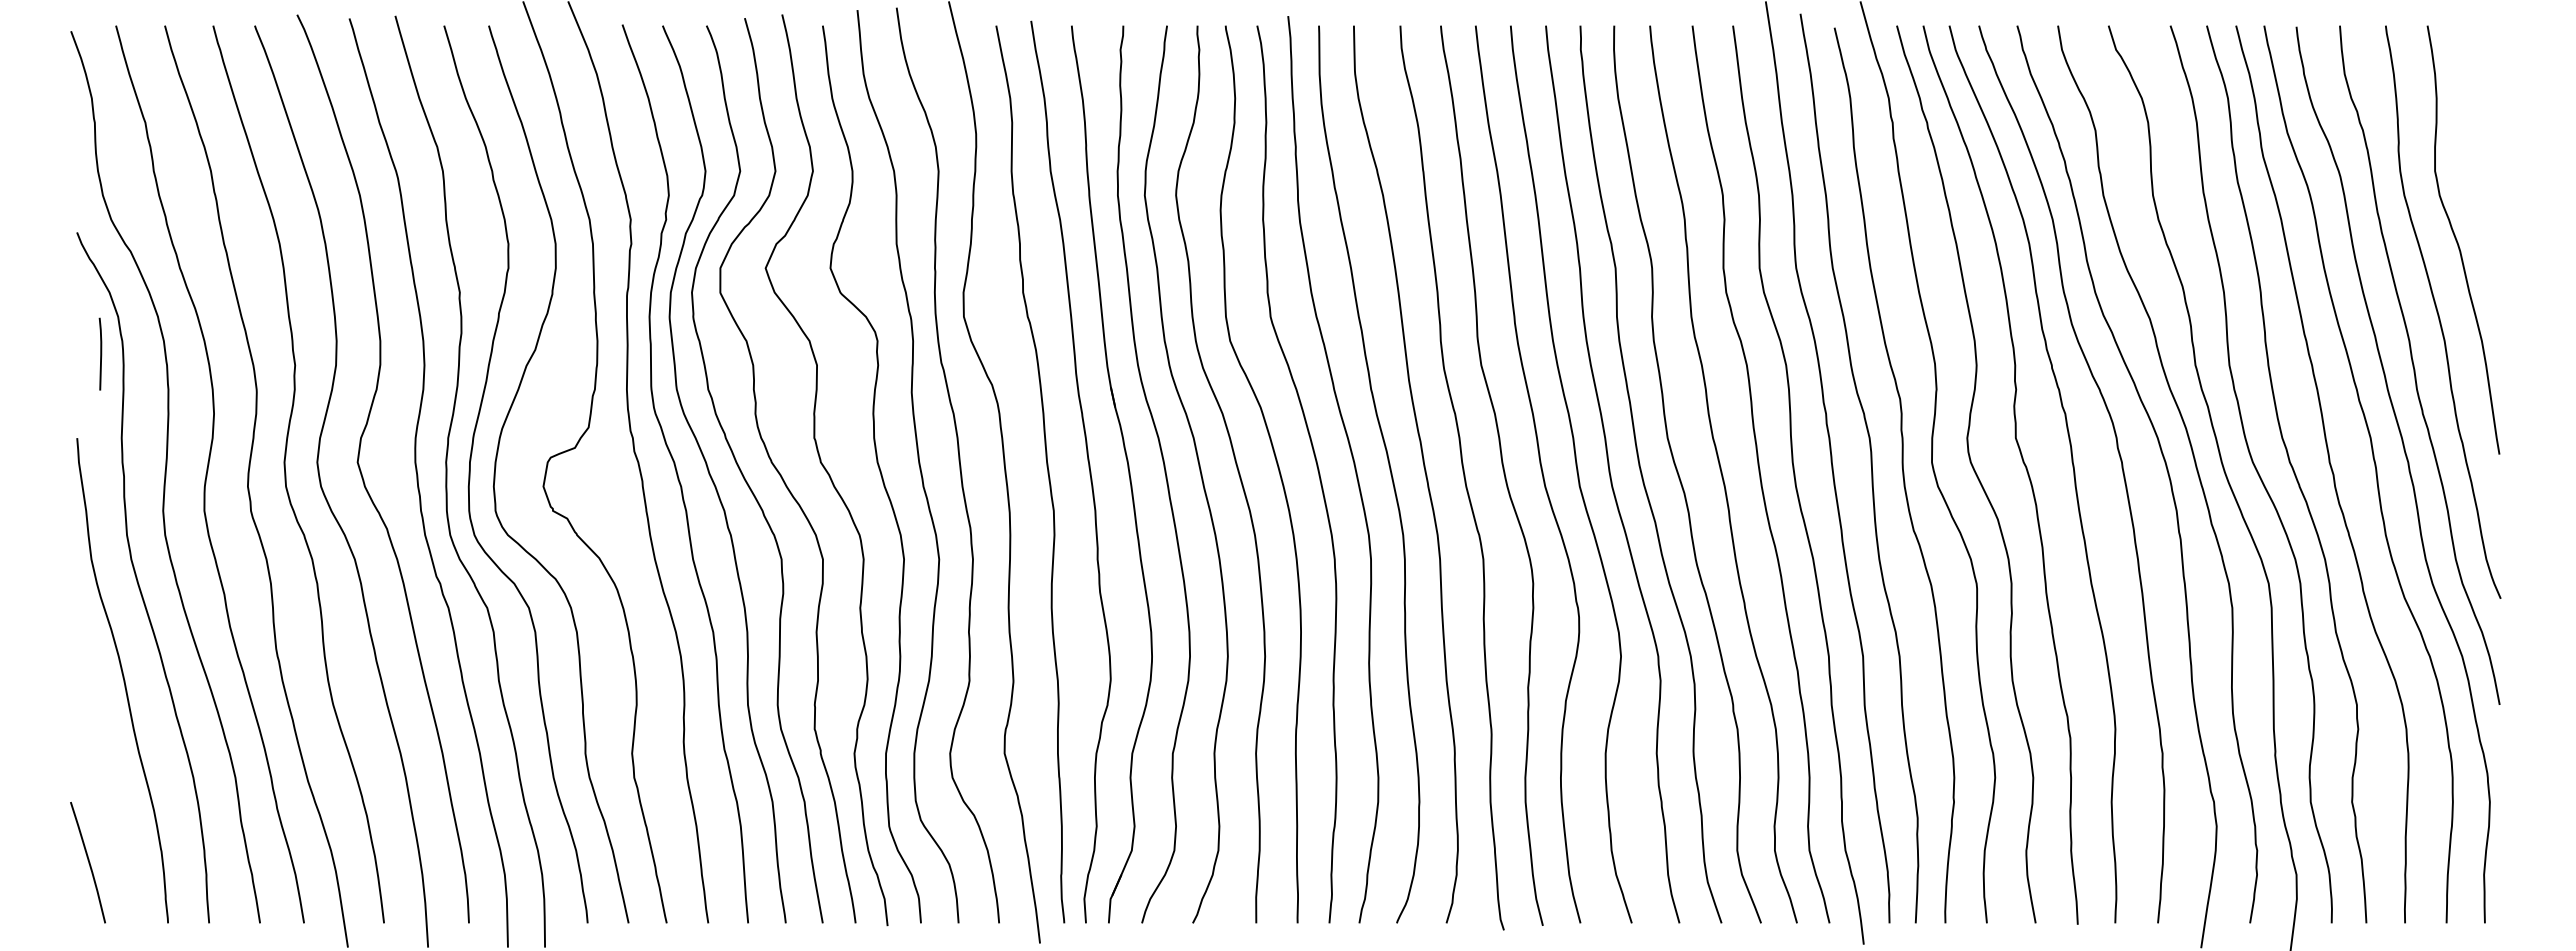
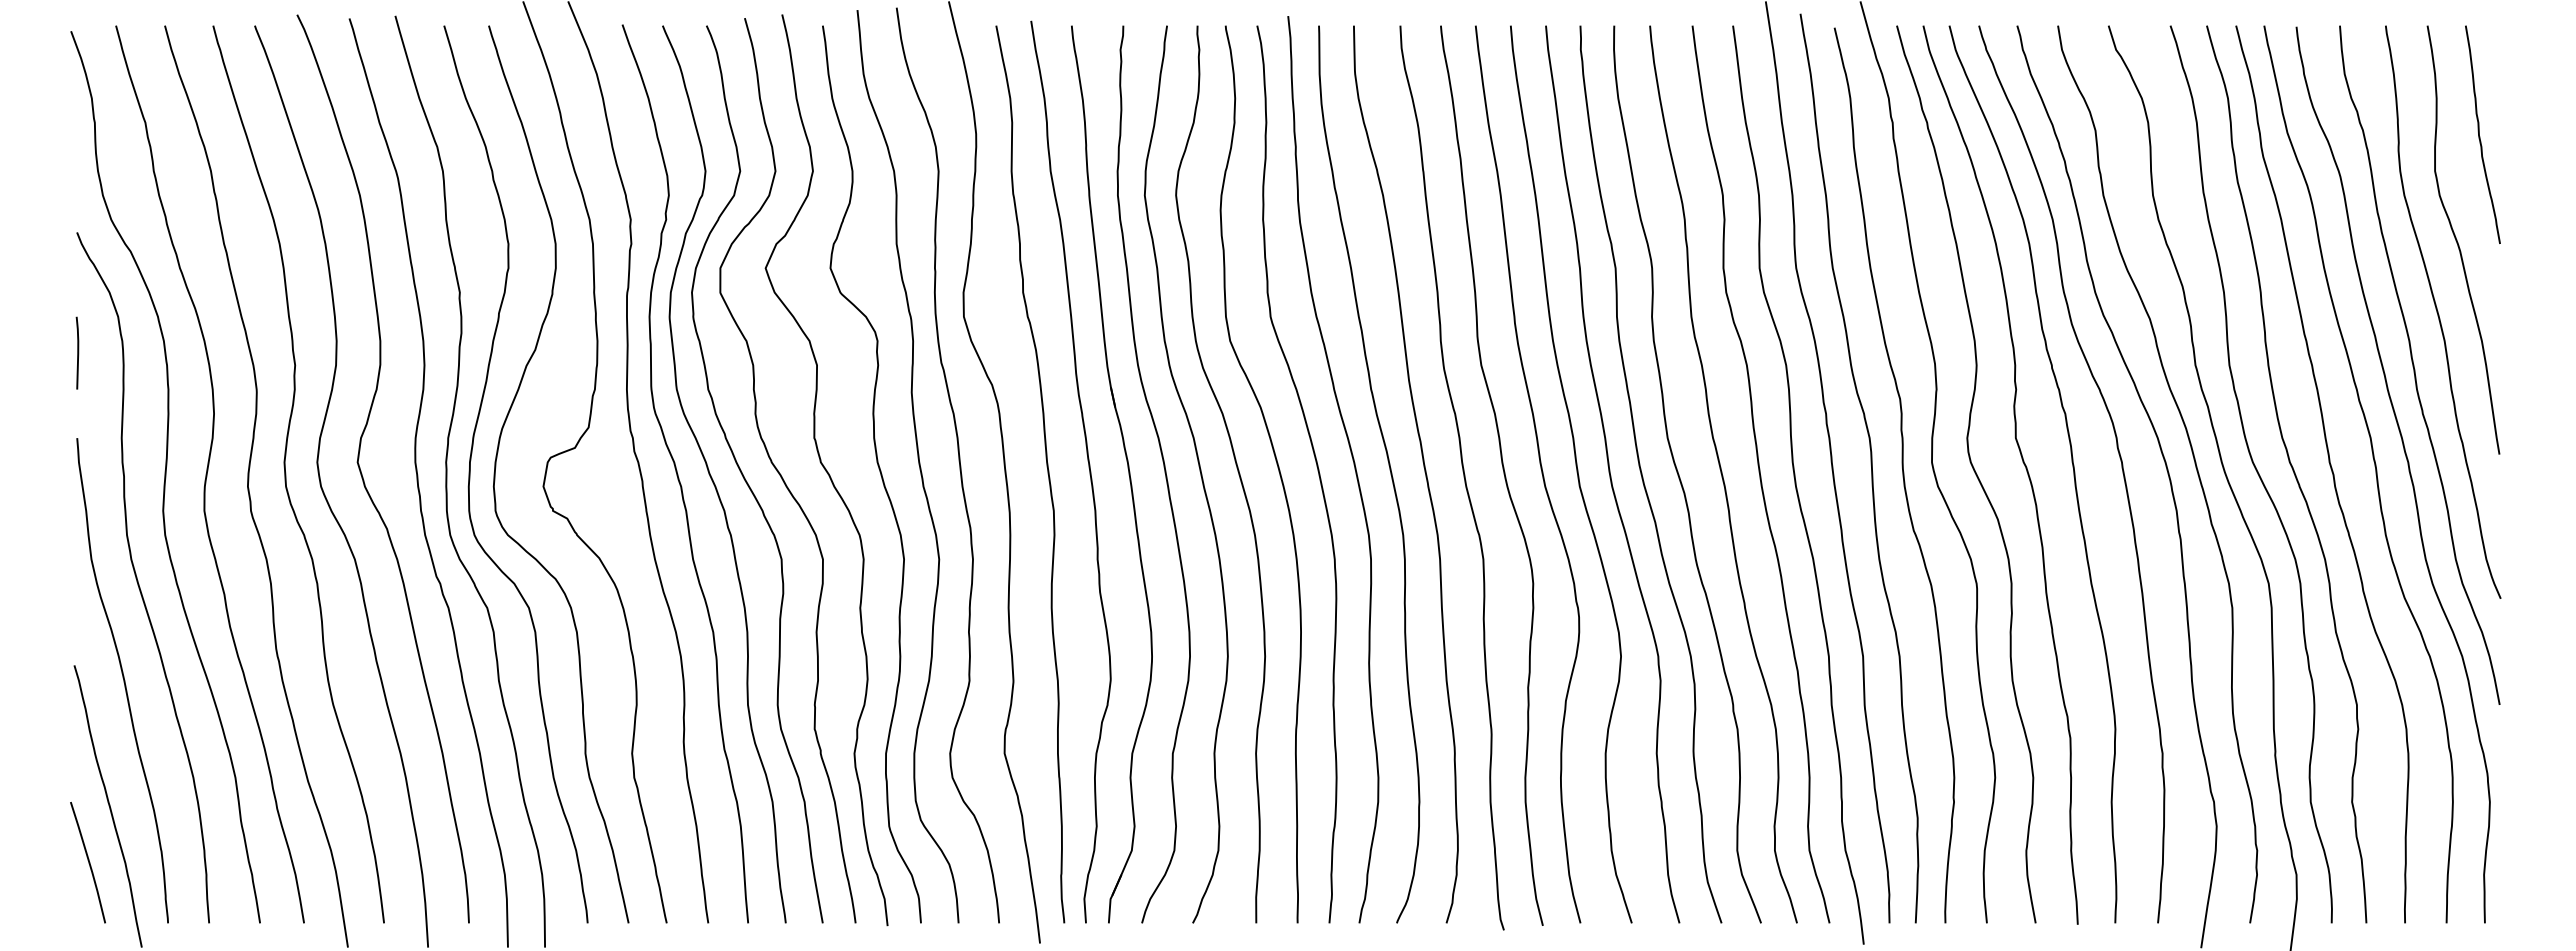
curve: none -> present (2480, 136)
line position: (100, 353) -> (77, 352) (77, 352)
curve: none -> present (108, 806)
